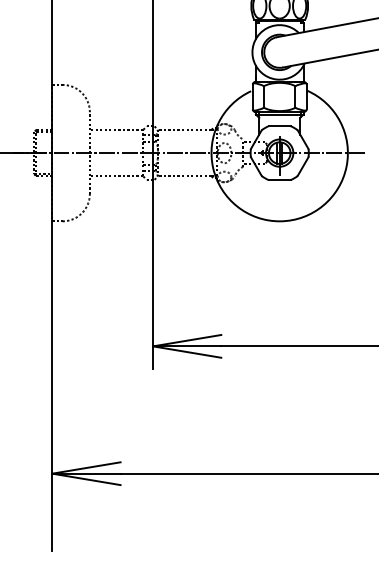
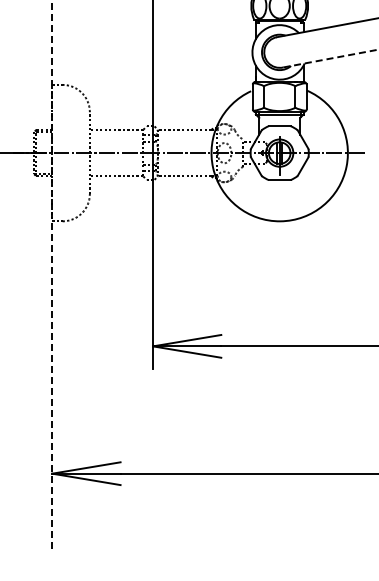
line: solid -> dashed (331, 58)
line: solid -> dashed (52, 276)
